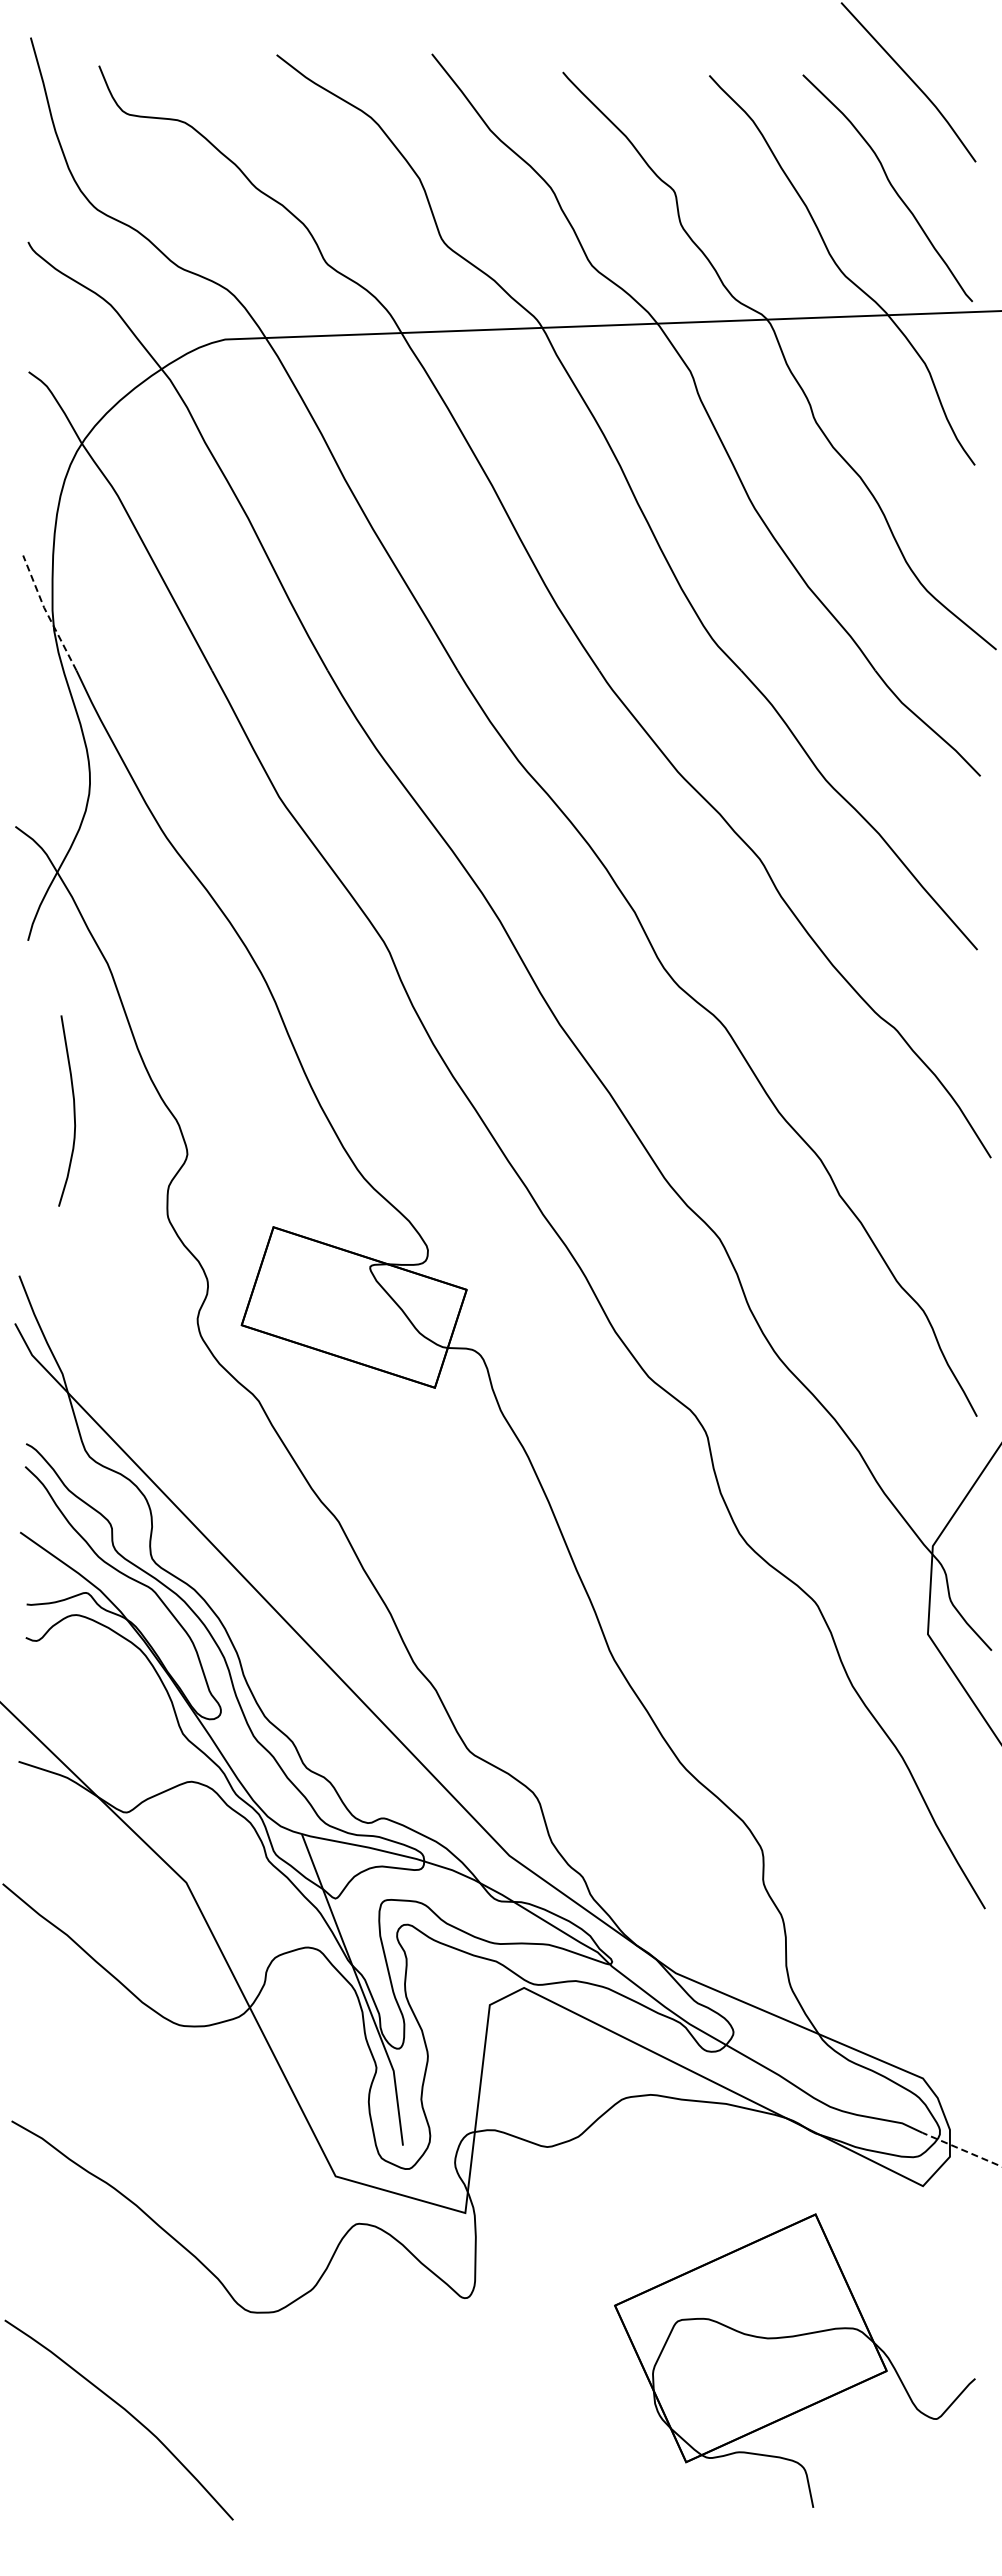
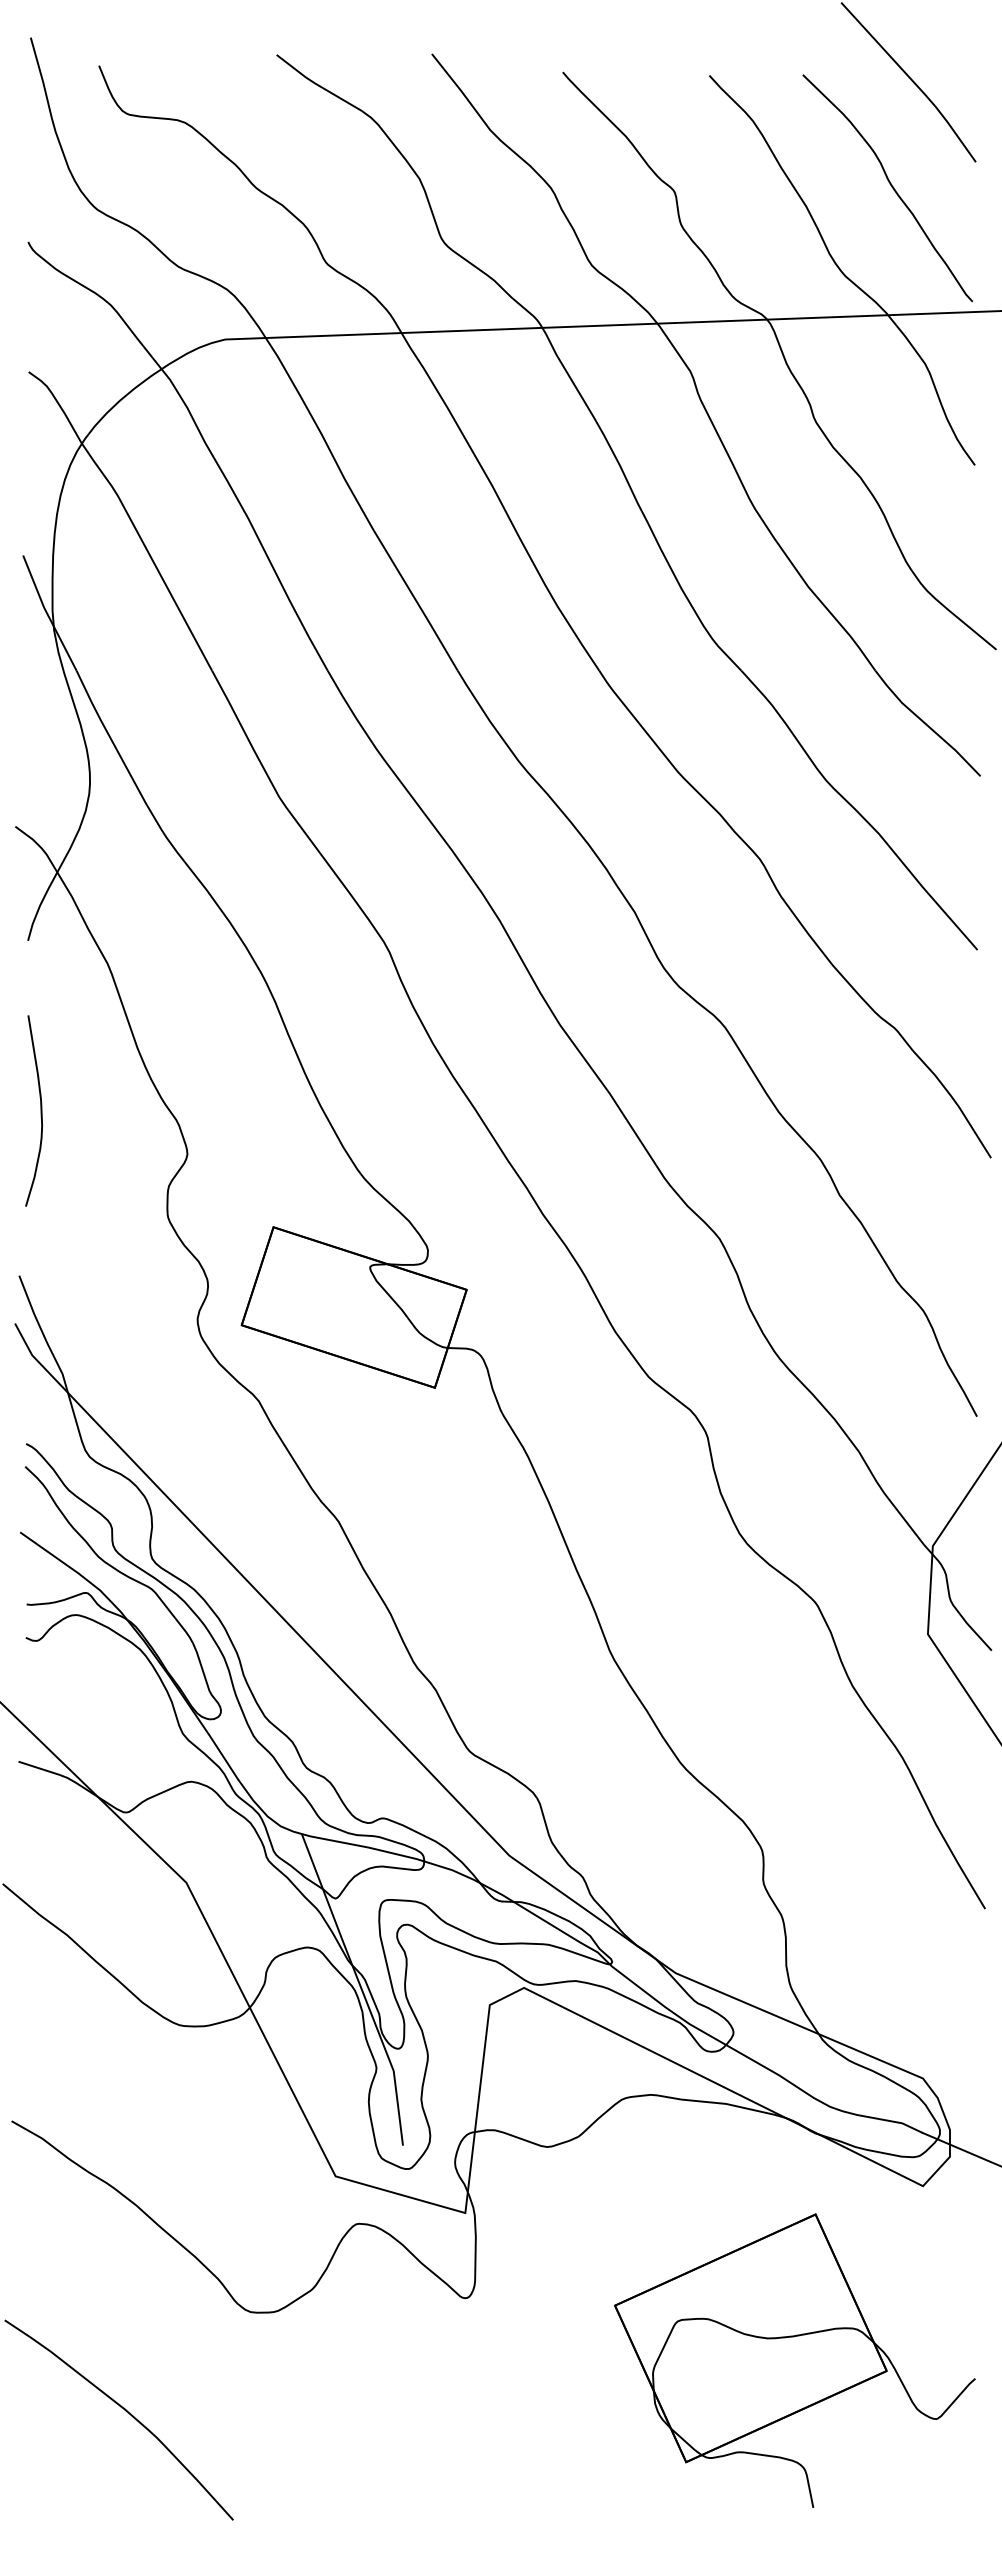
line: dashed -> solid (46, 613)
curve position: (73, 1110) -> (40, 1110) (40, 1110)
line: dashed -> solid (962, 2149)
